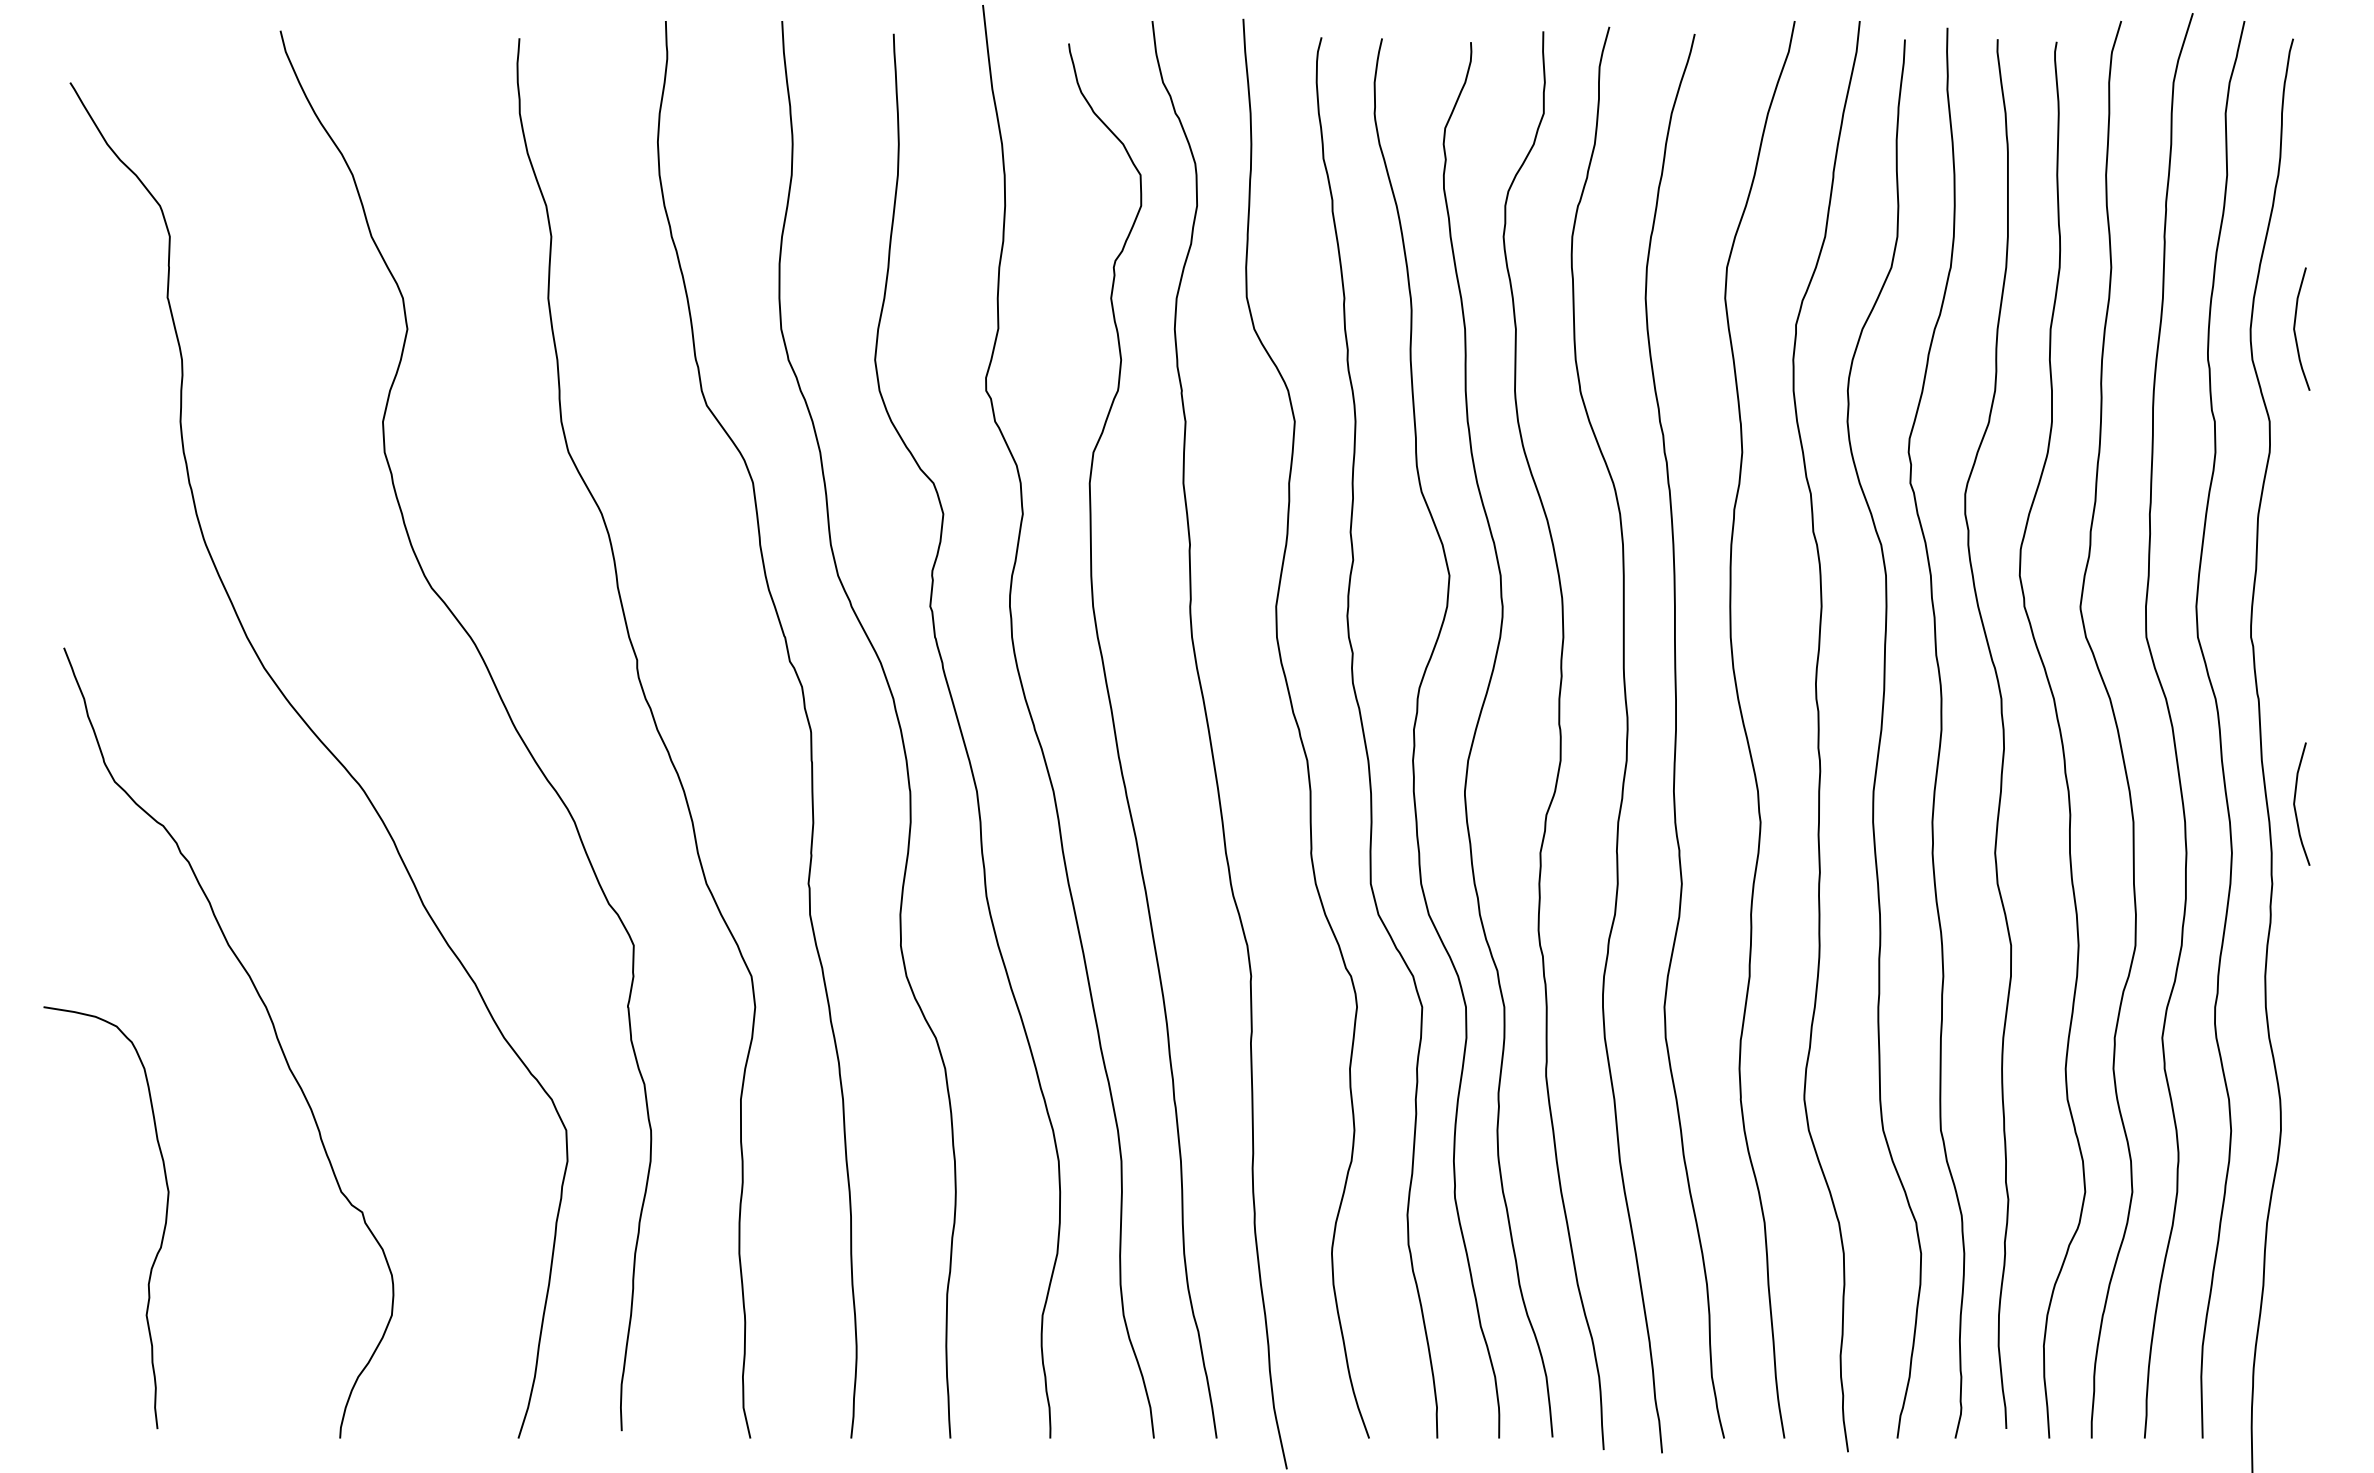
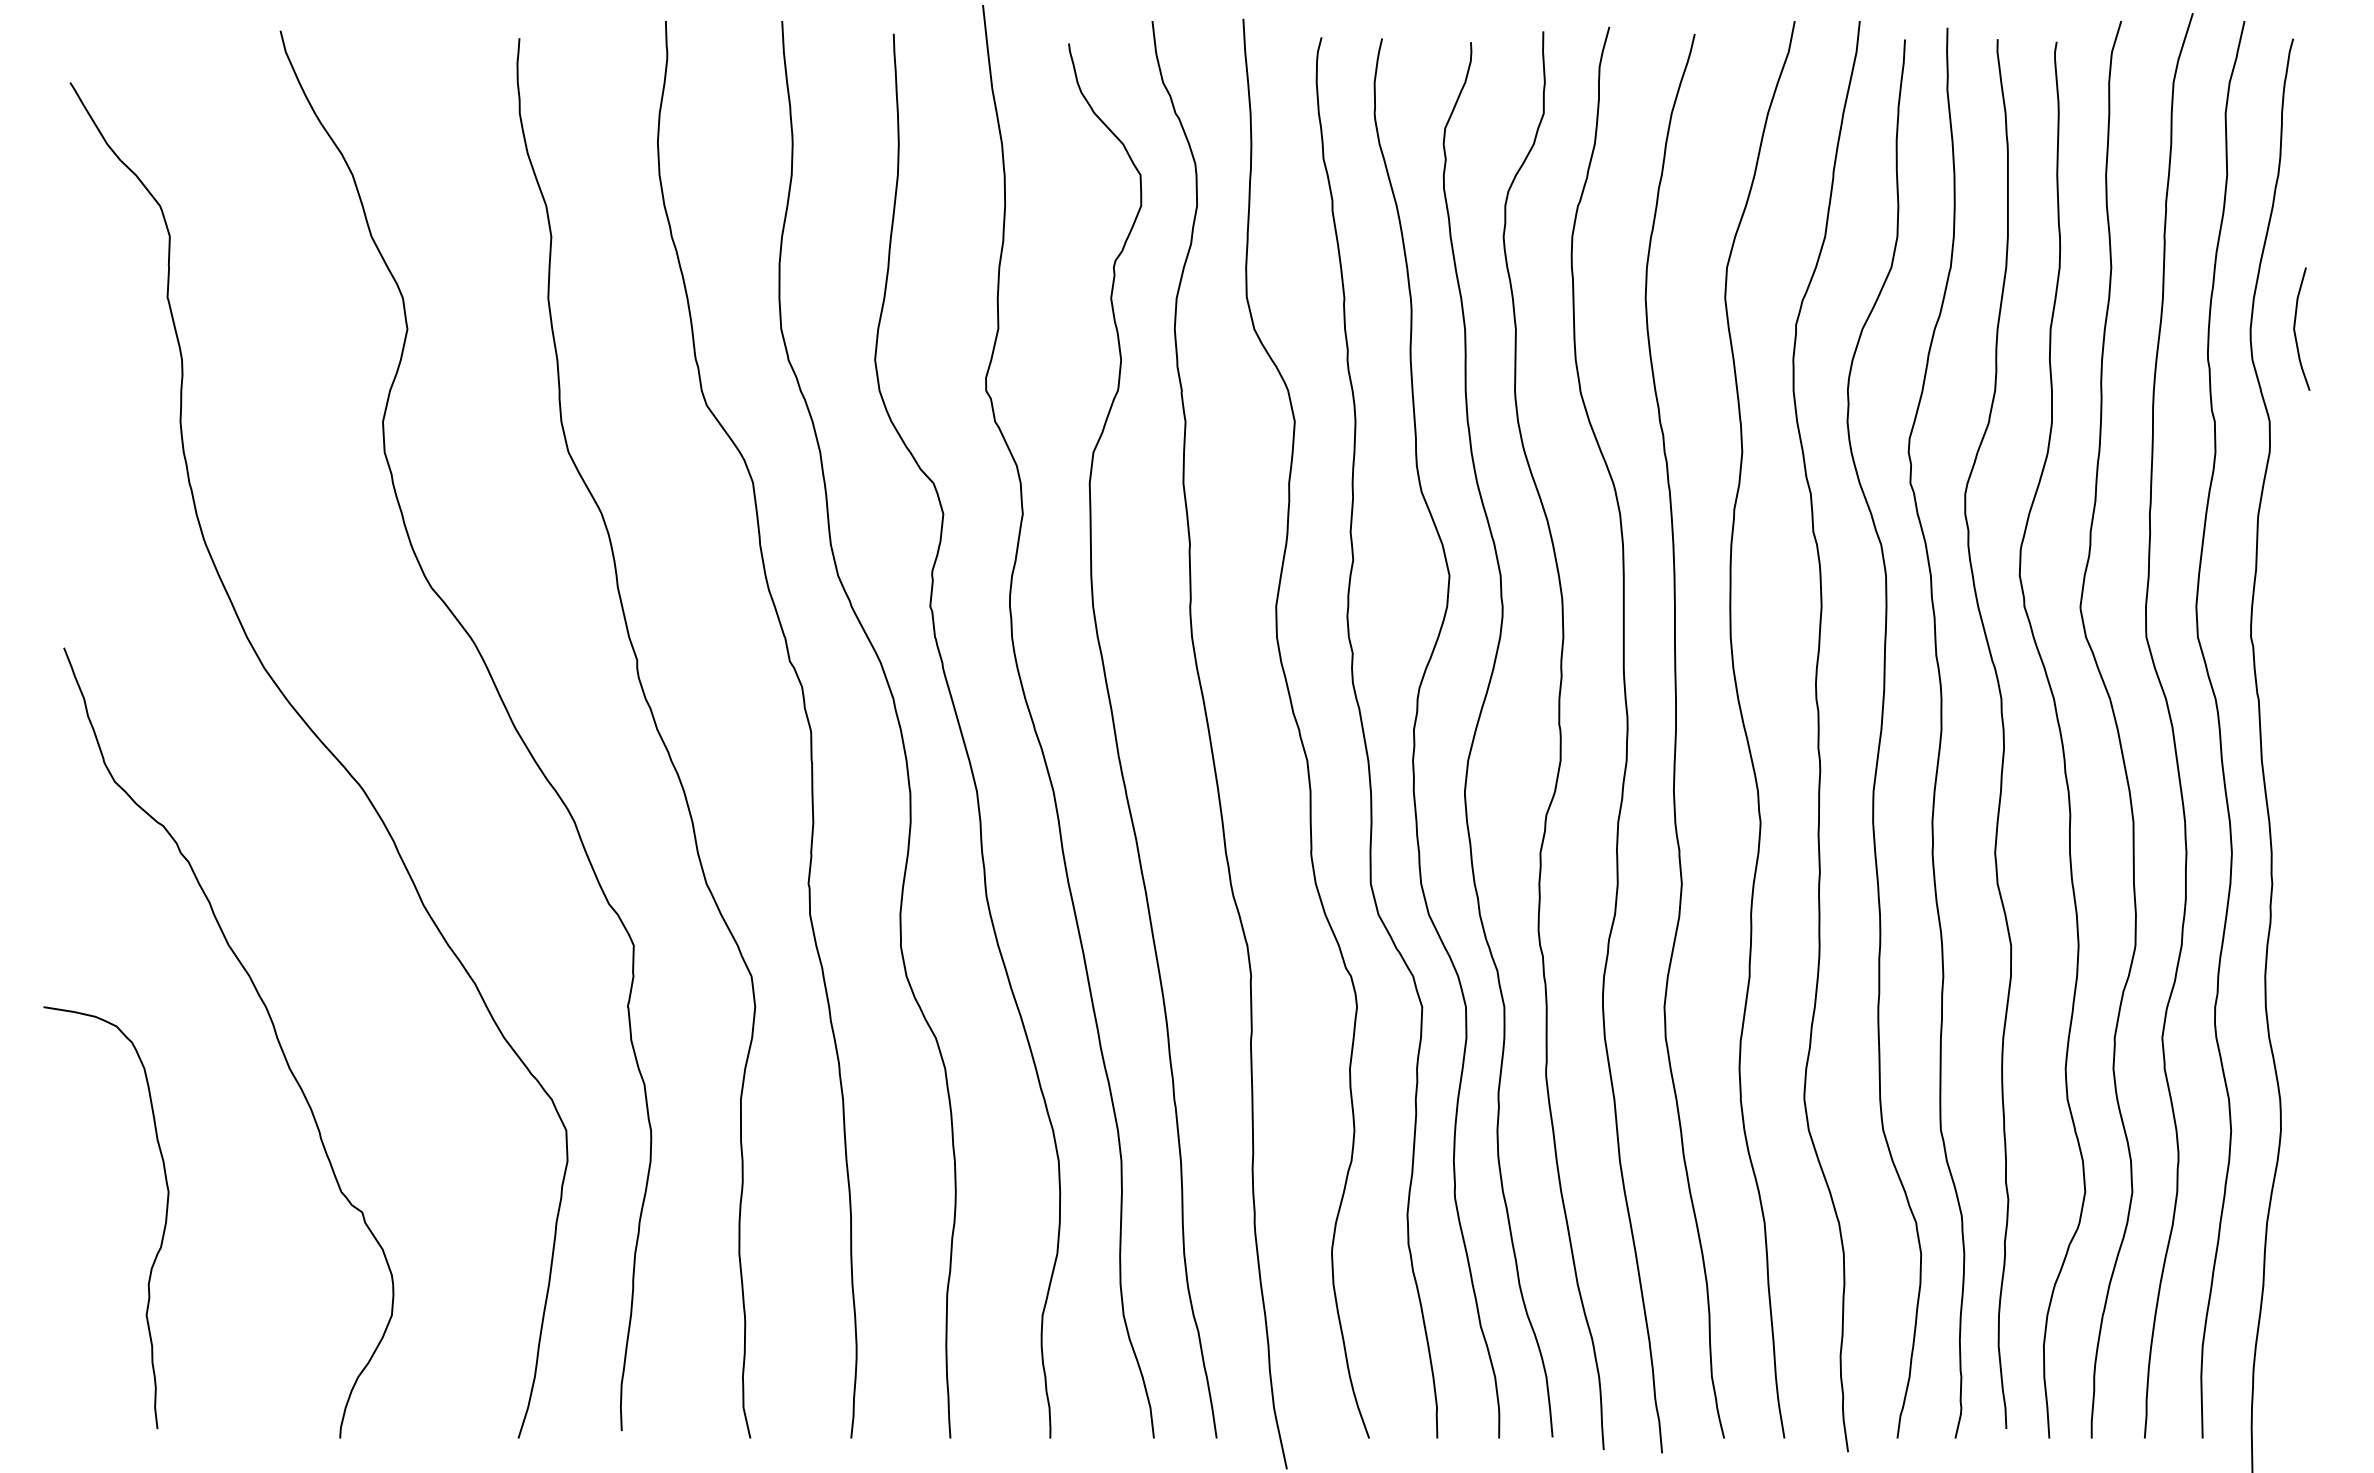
curve: present -> none (2295, 802)
